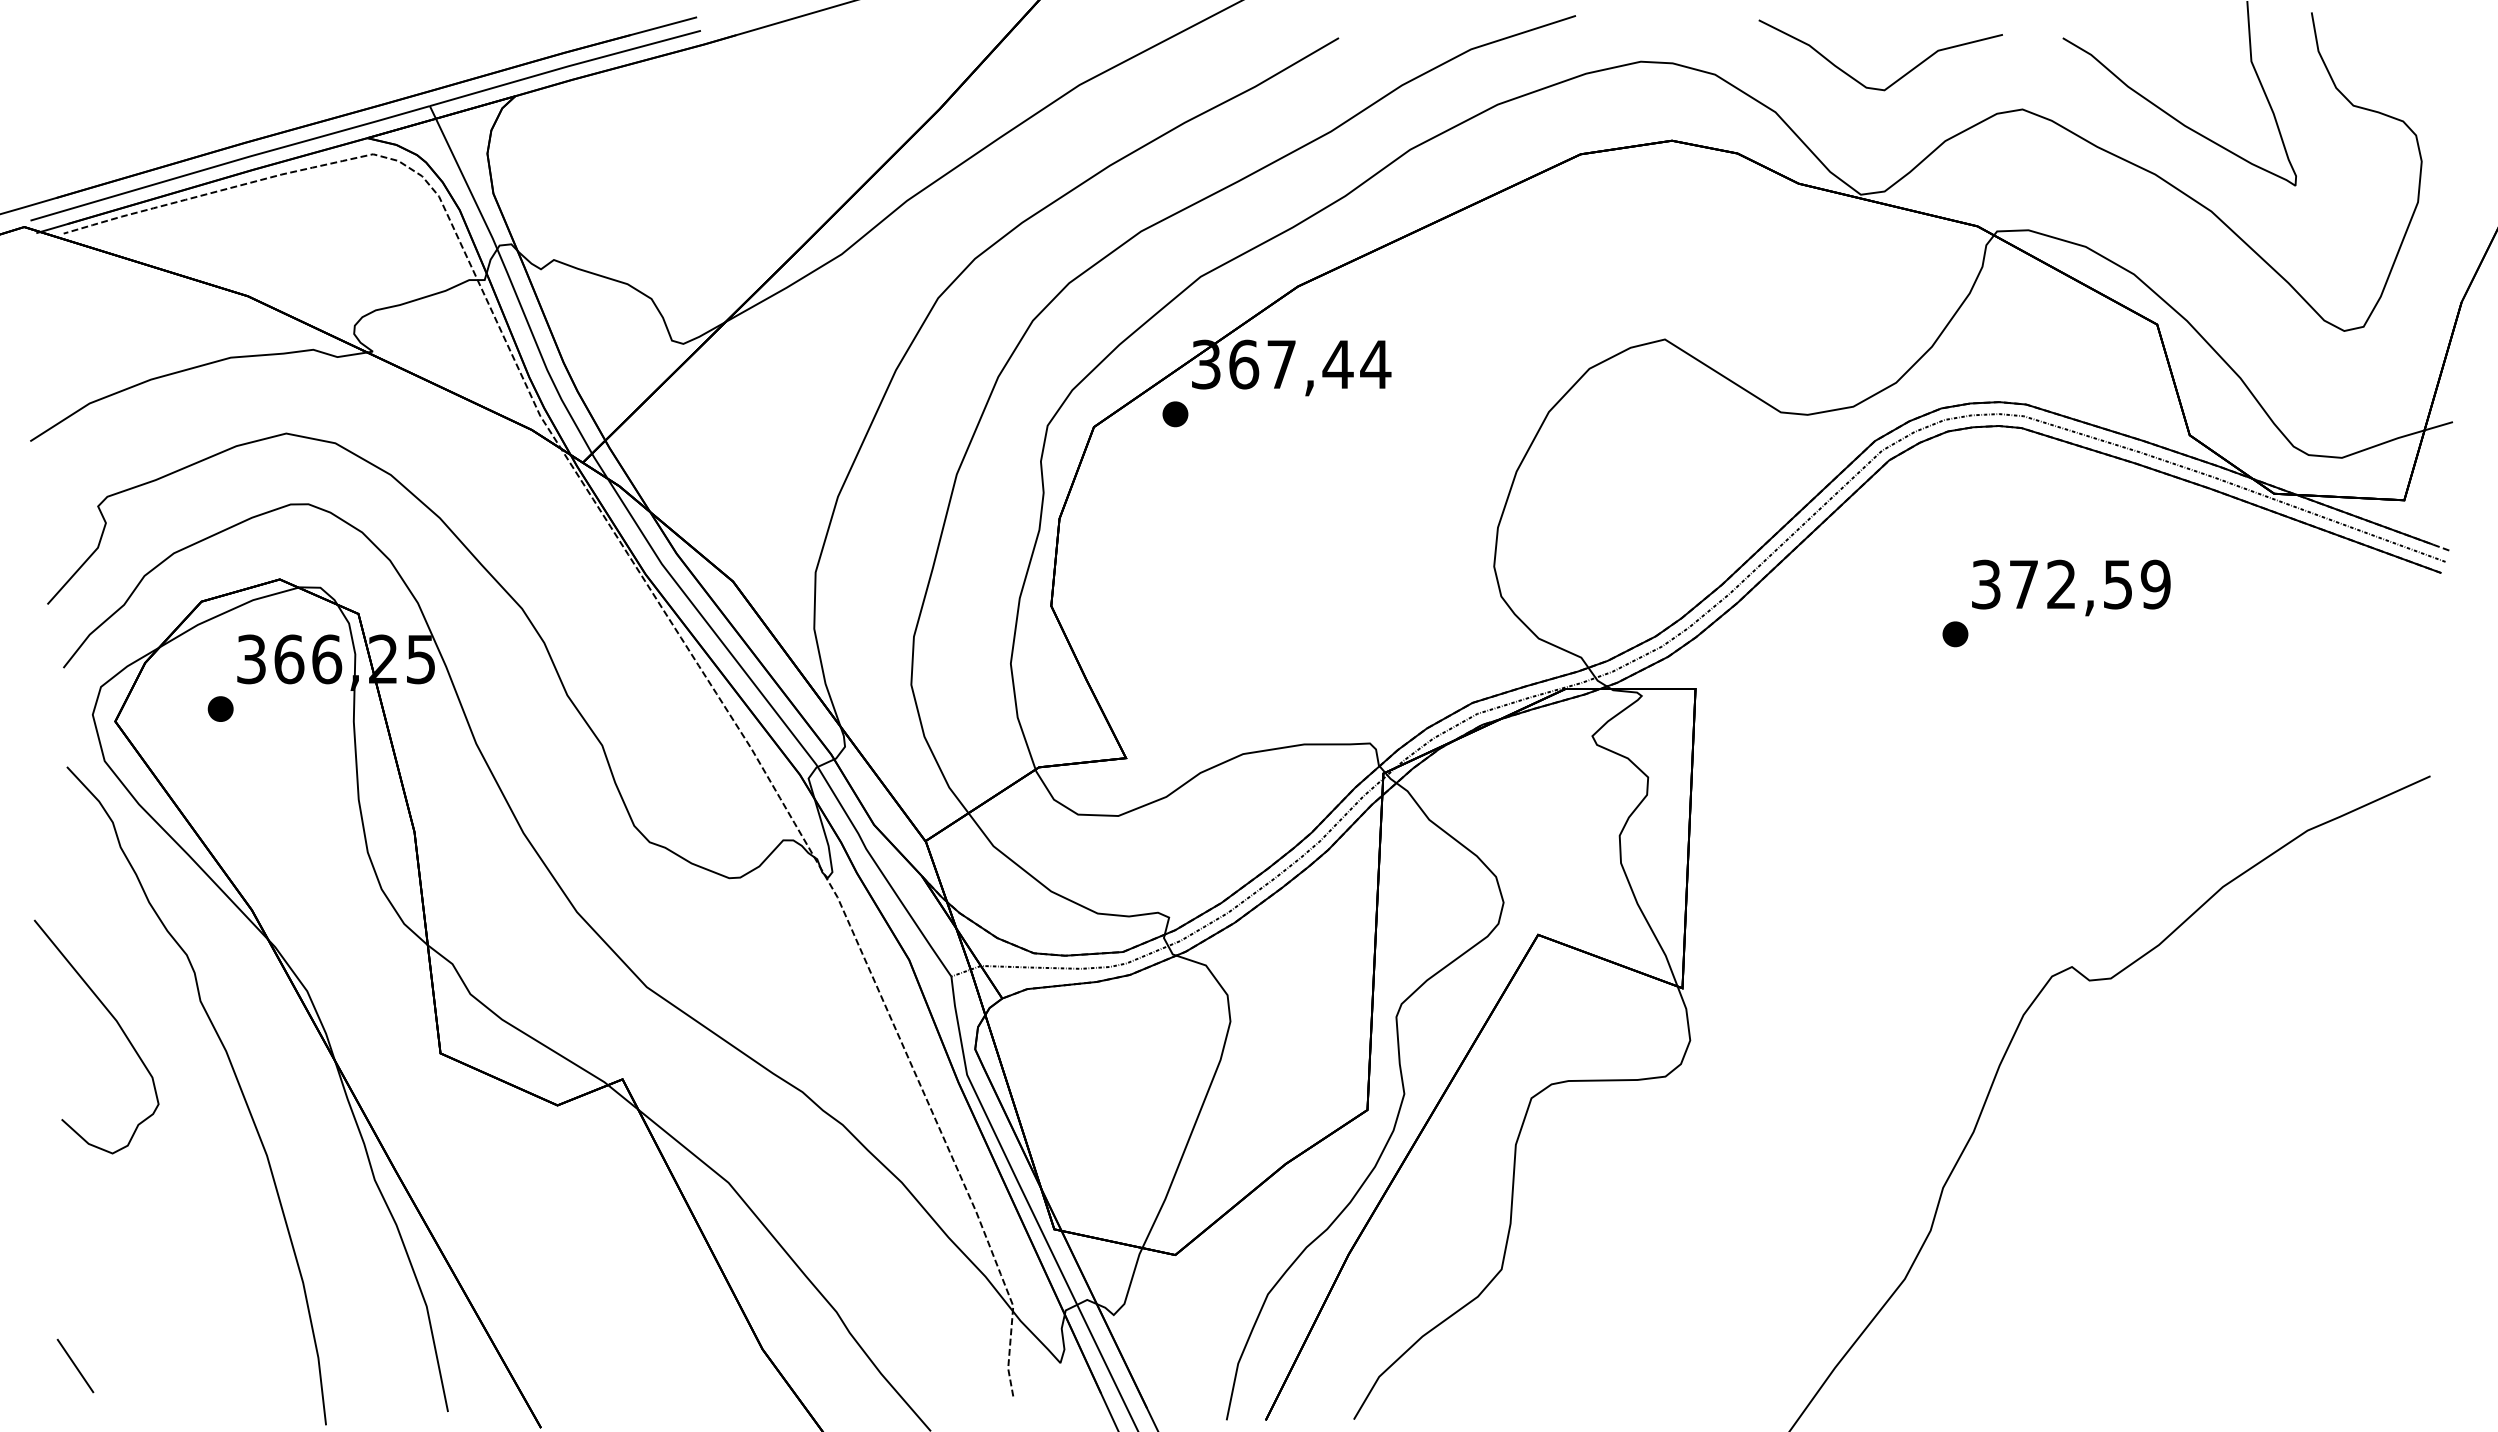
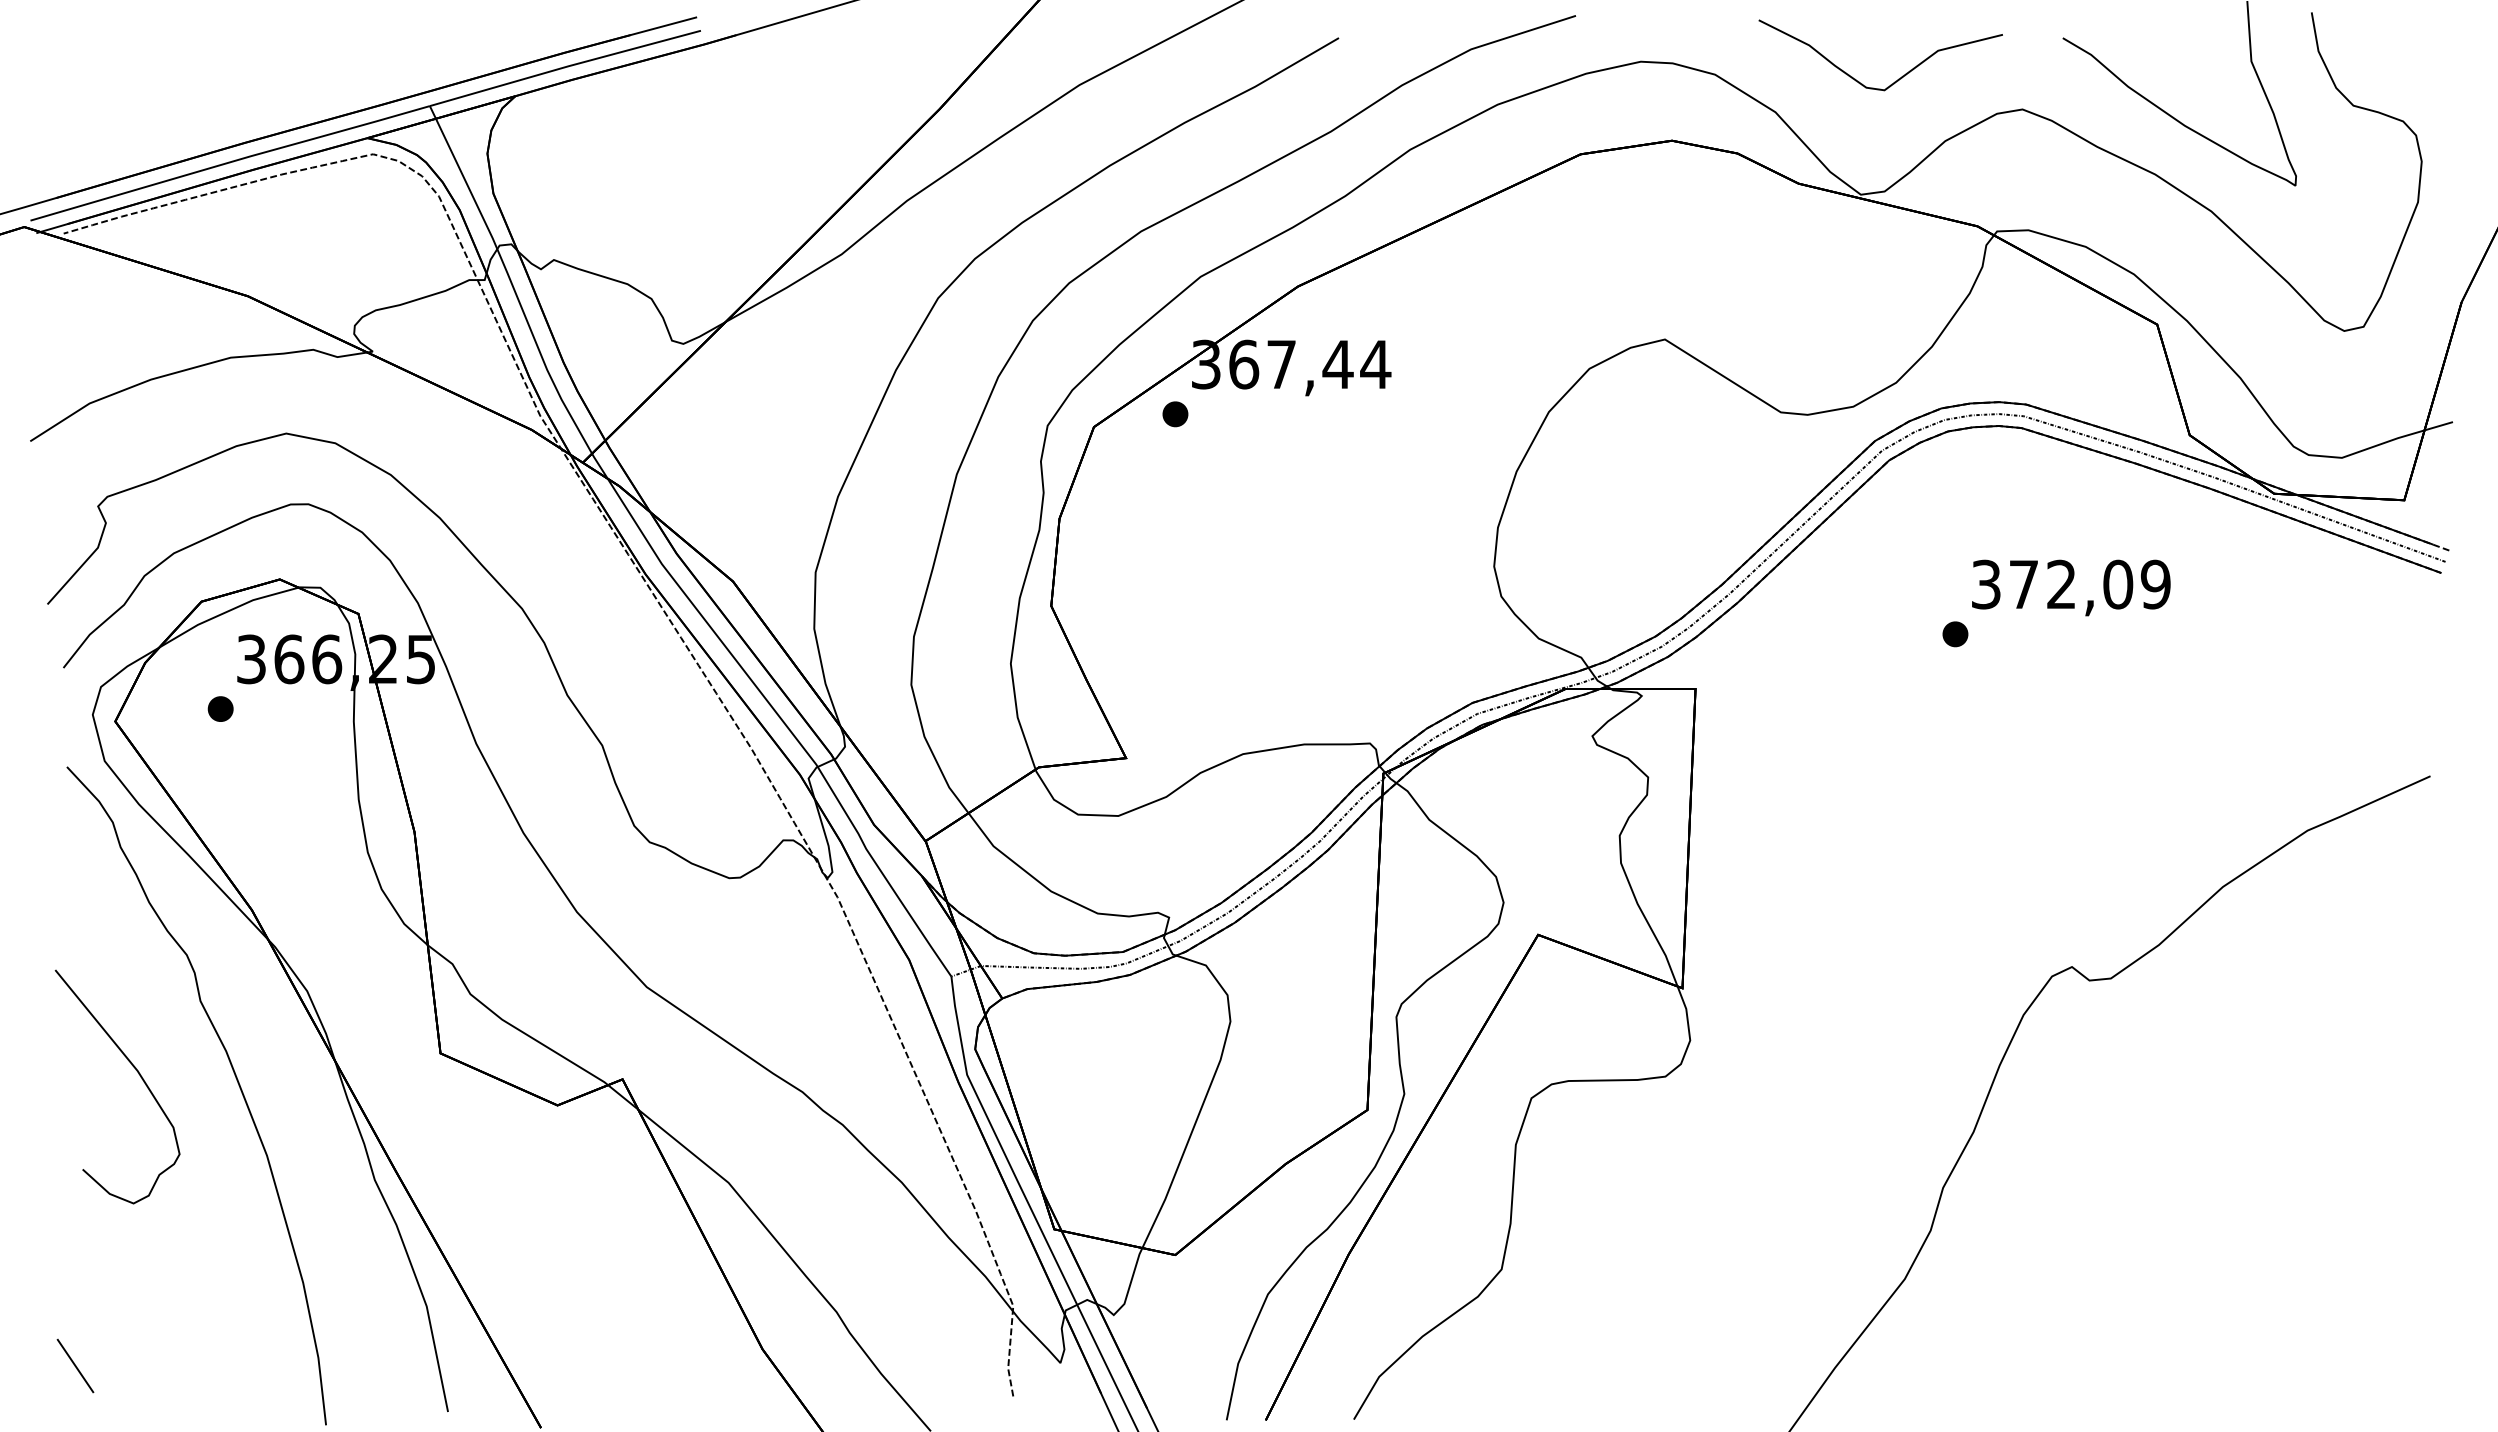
text: 372,59 -> 372,09 (2118, 584)
curve position: (117, 1024) -> (138, 1074) (138, 1074)
